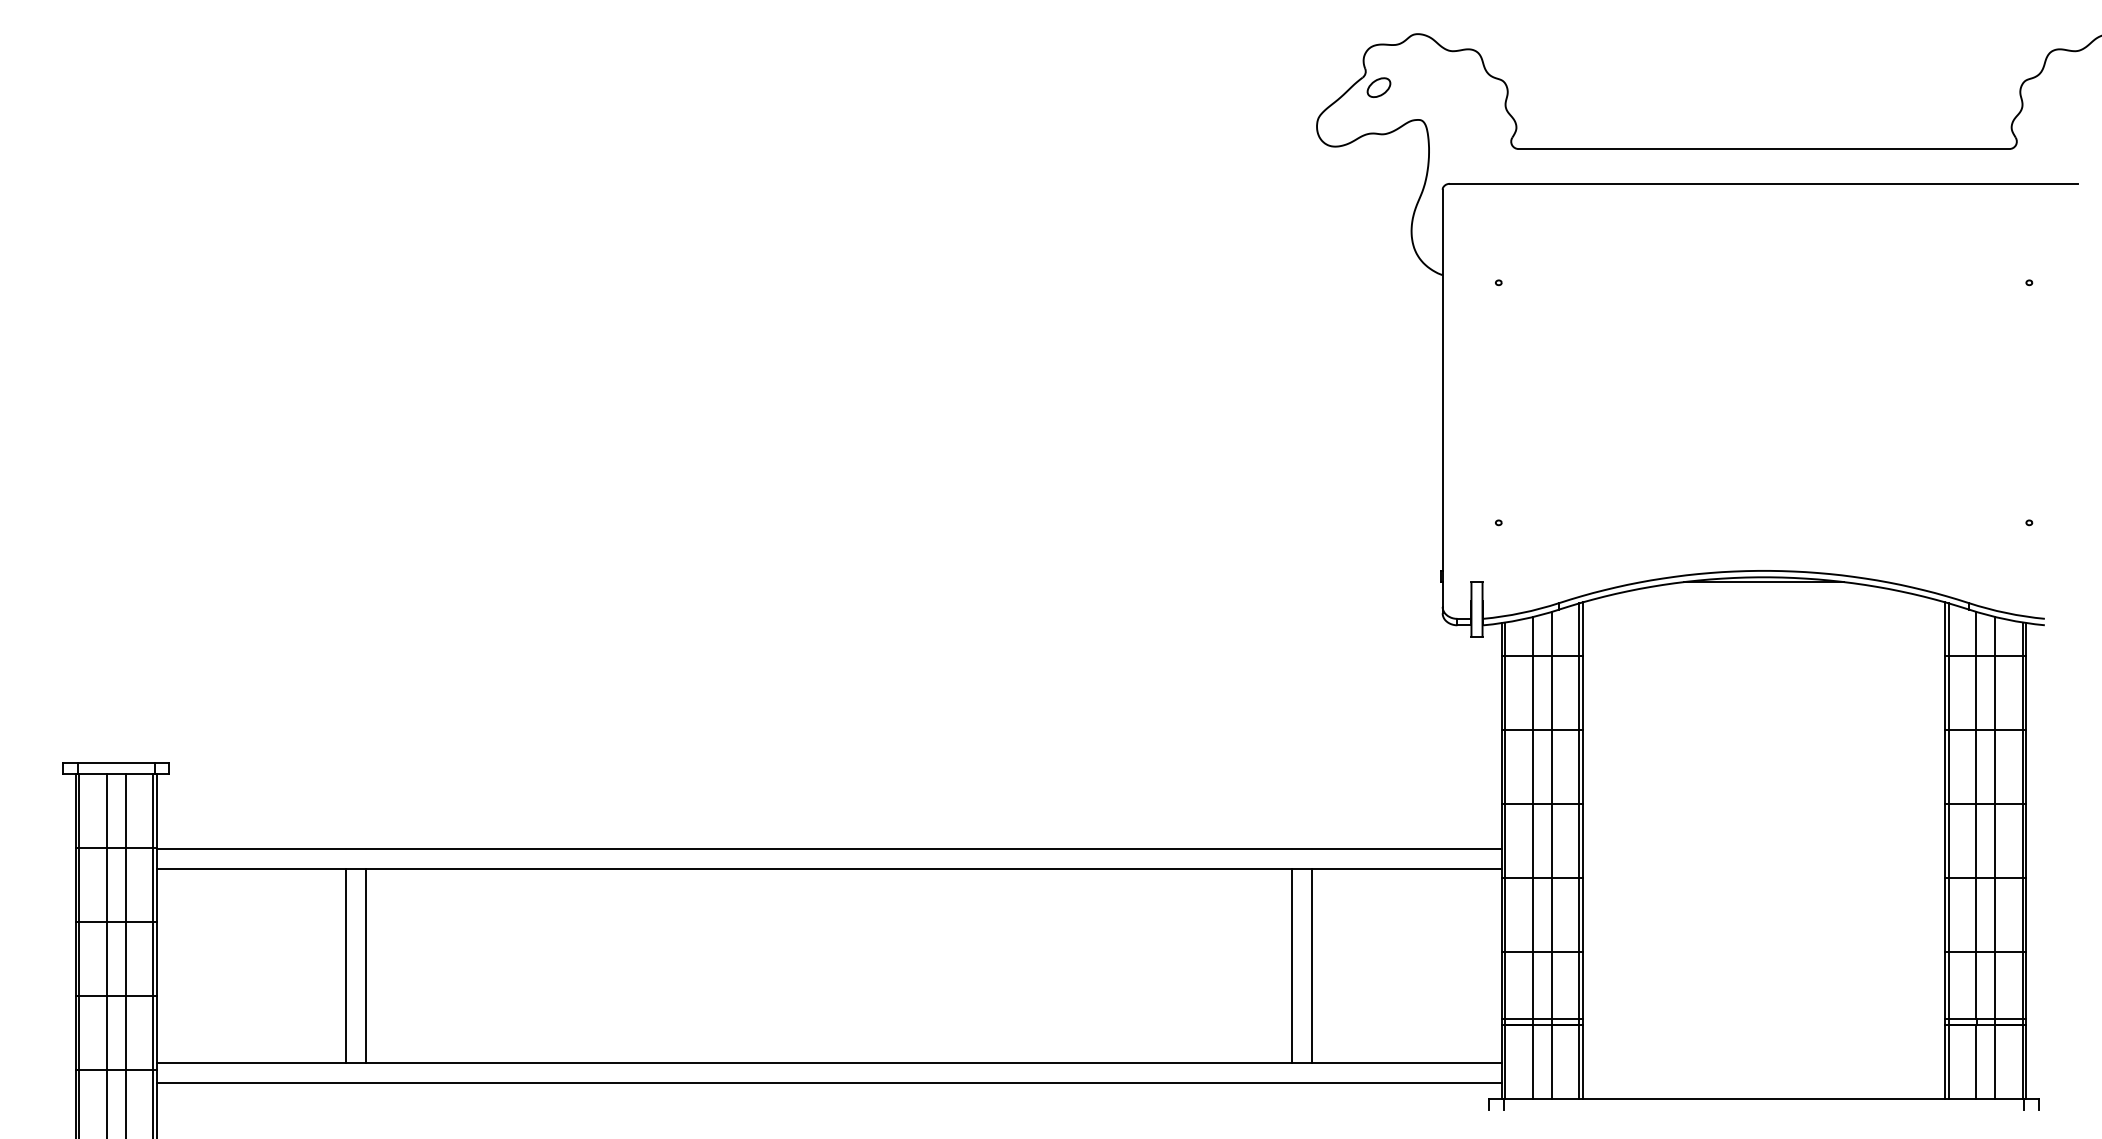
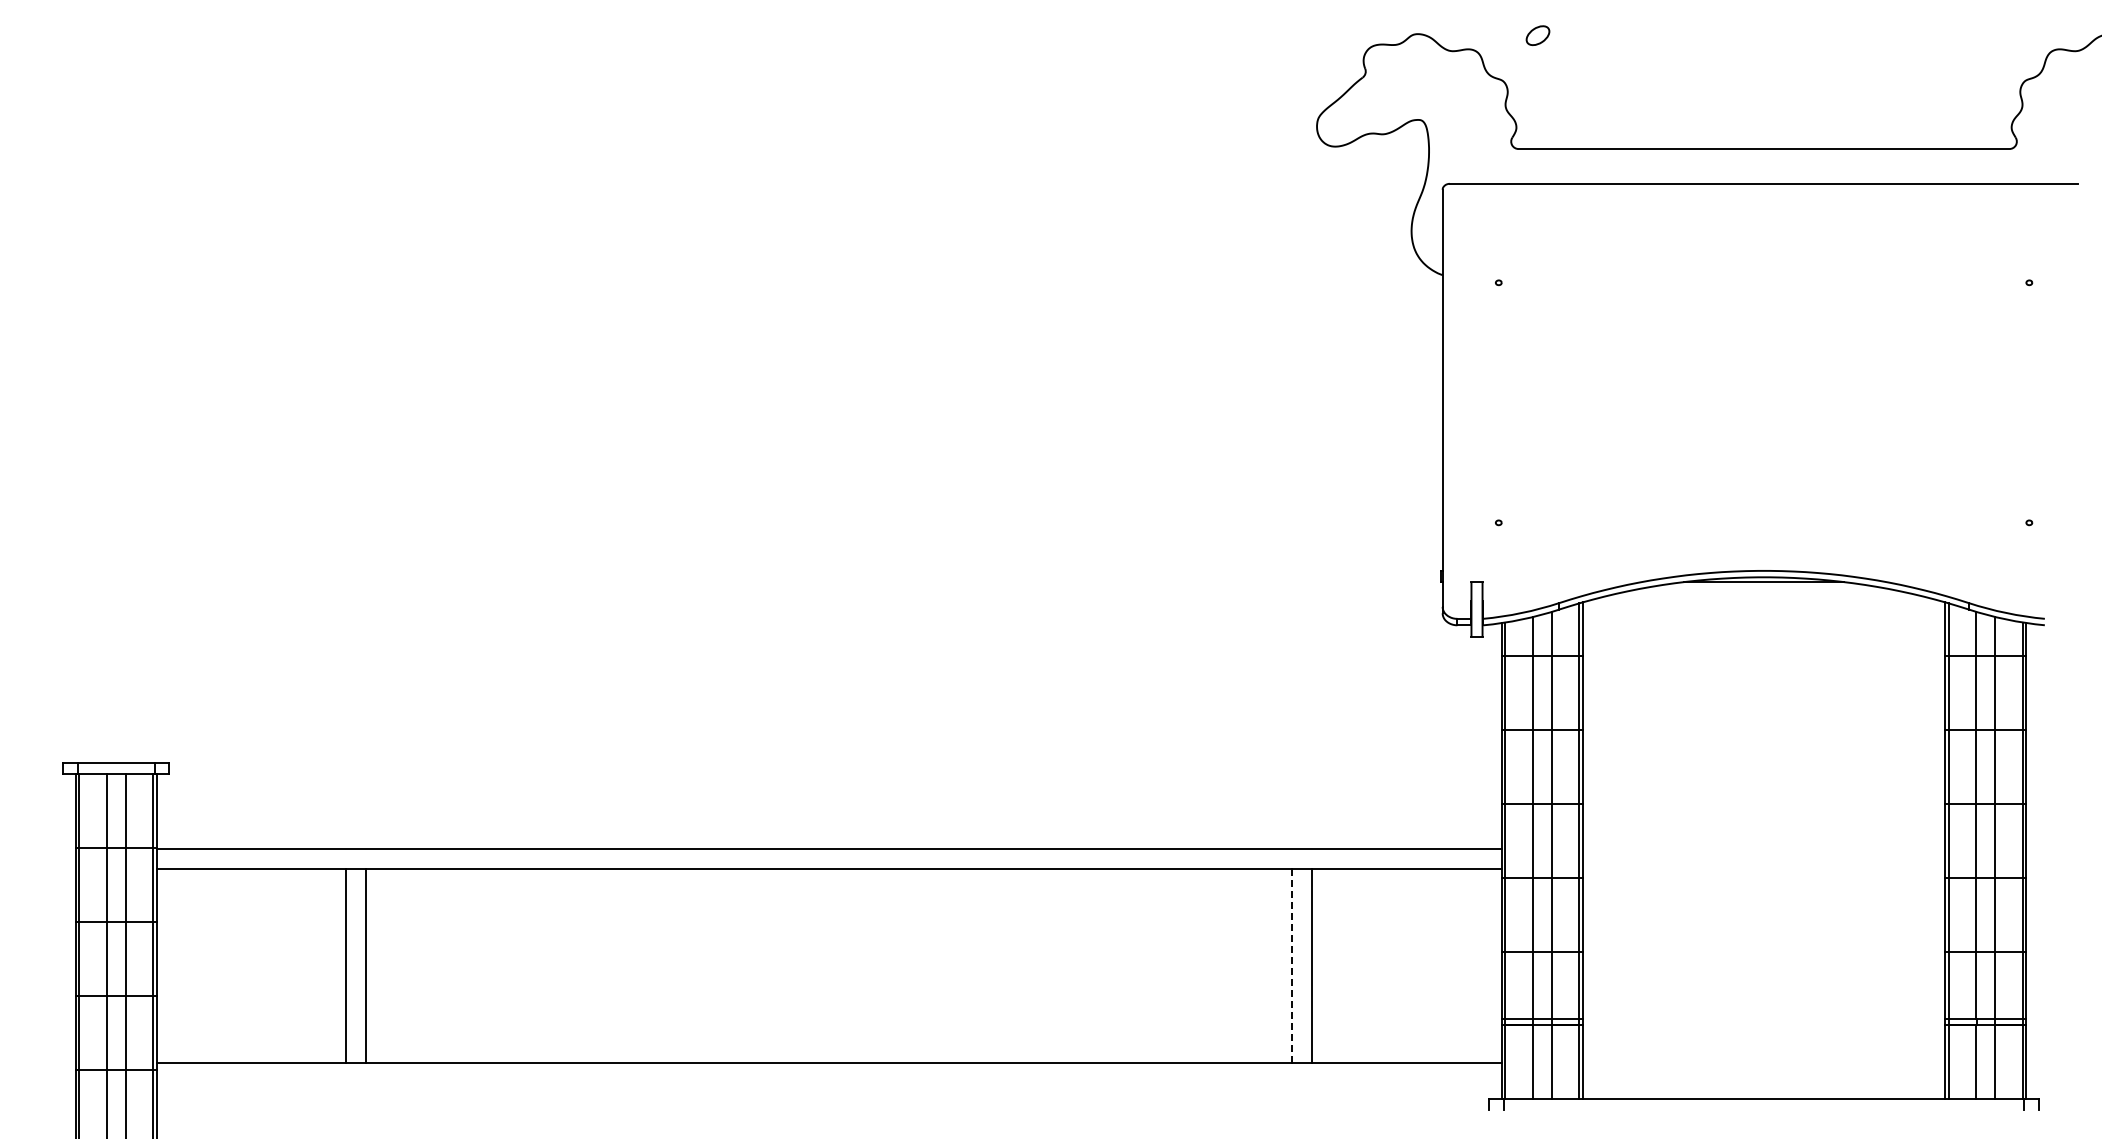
part position: (1378, 87) -> (1537, 35) (1537, 35)
line: solid -> dashed (1292, 966)
line: present -> none (828, 1083)
